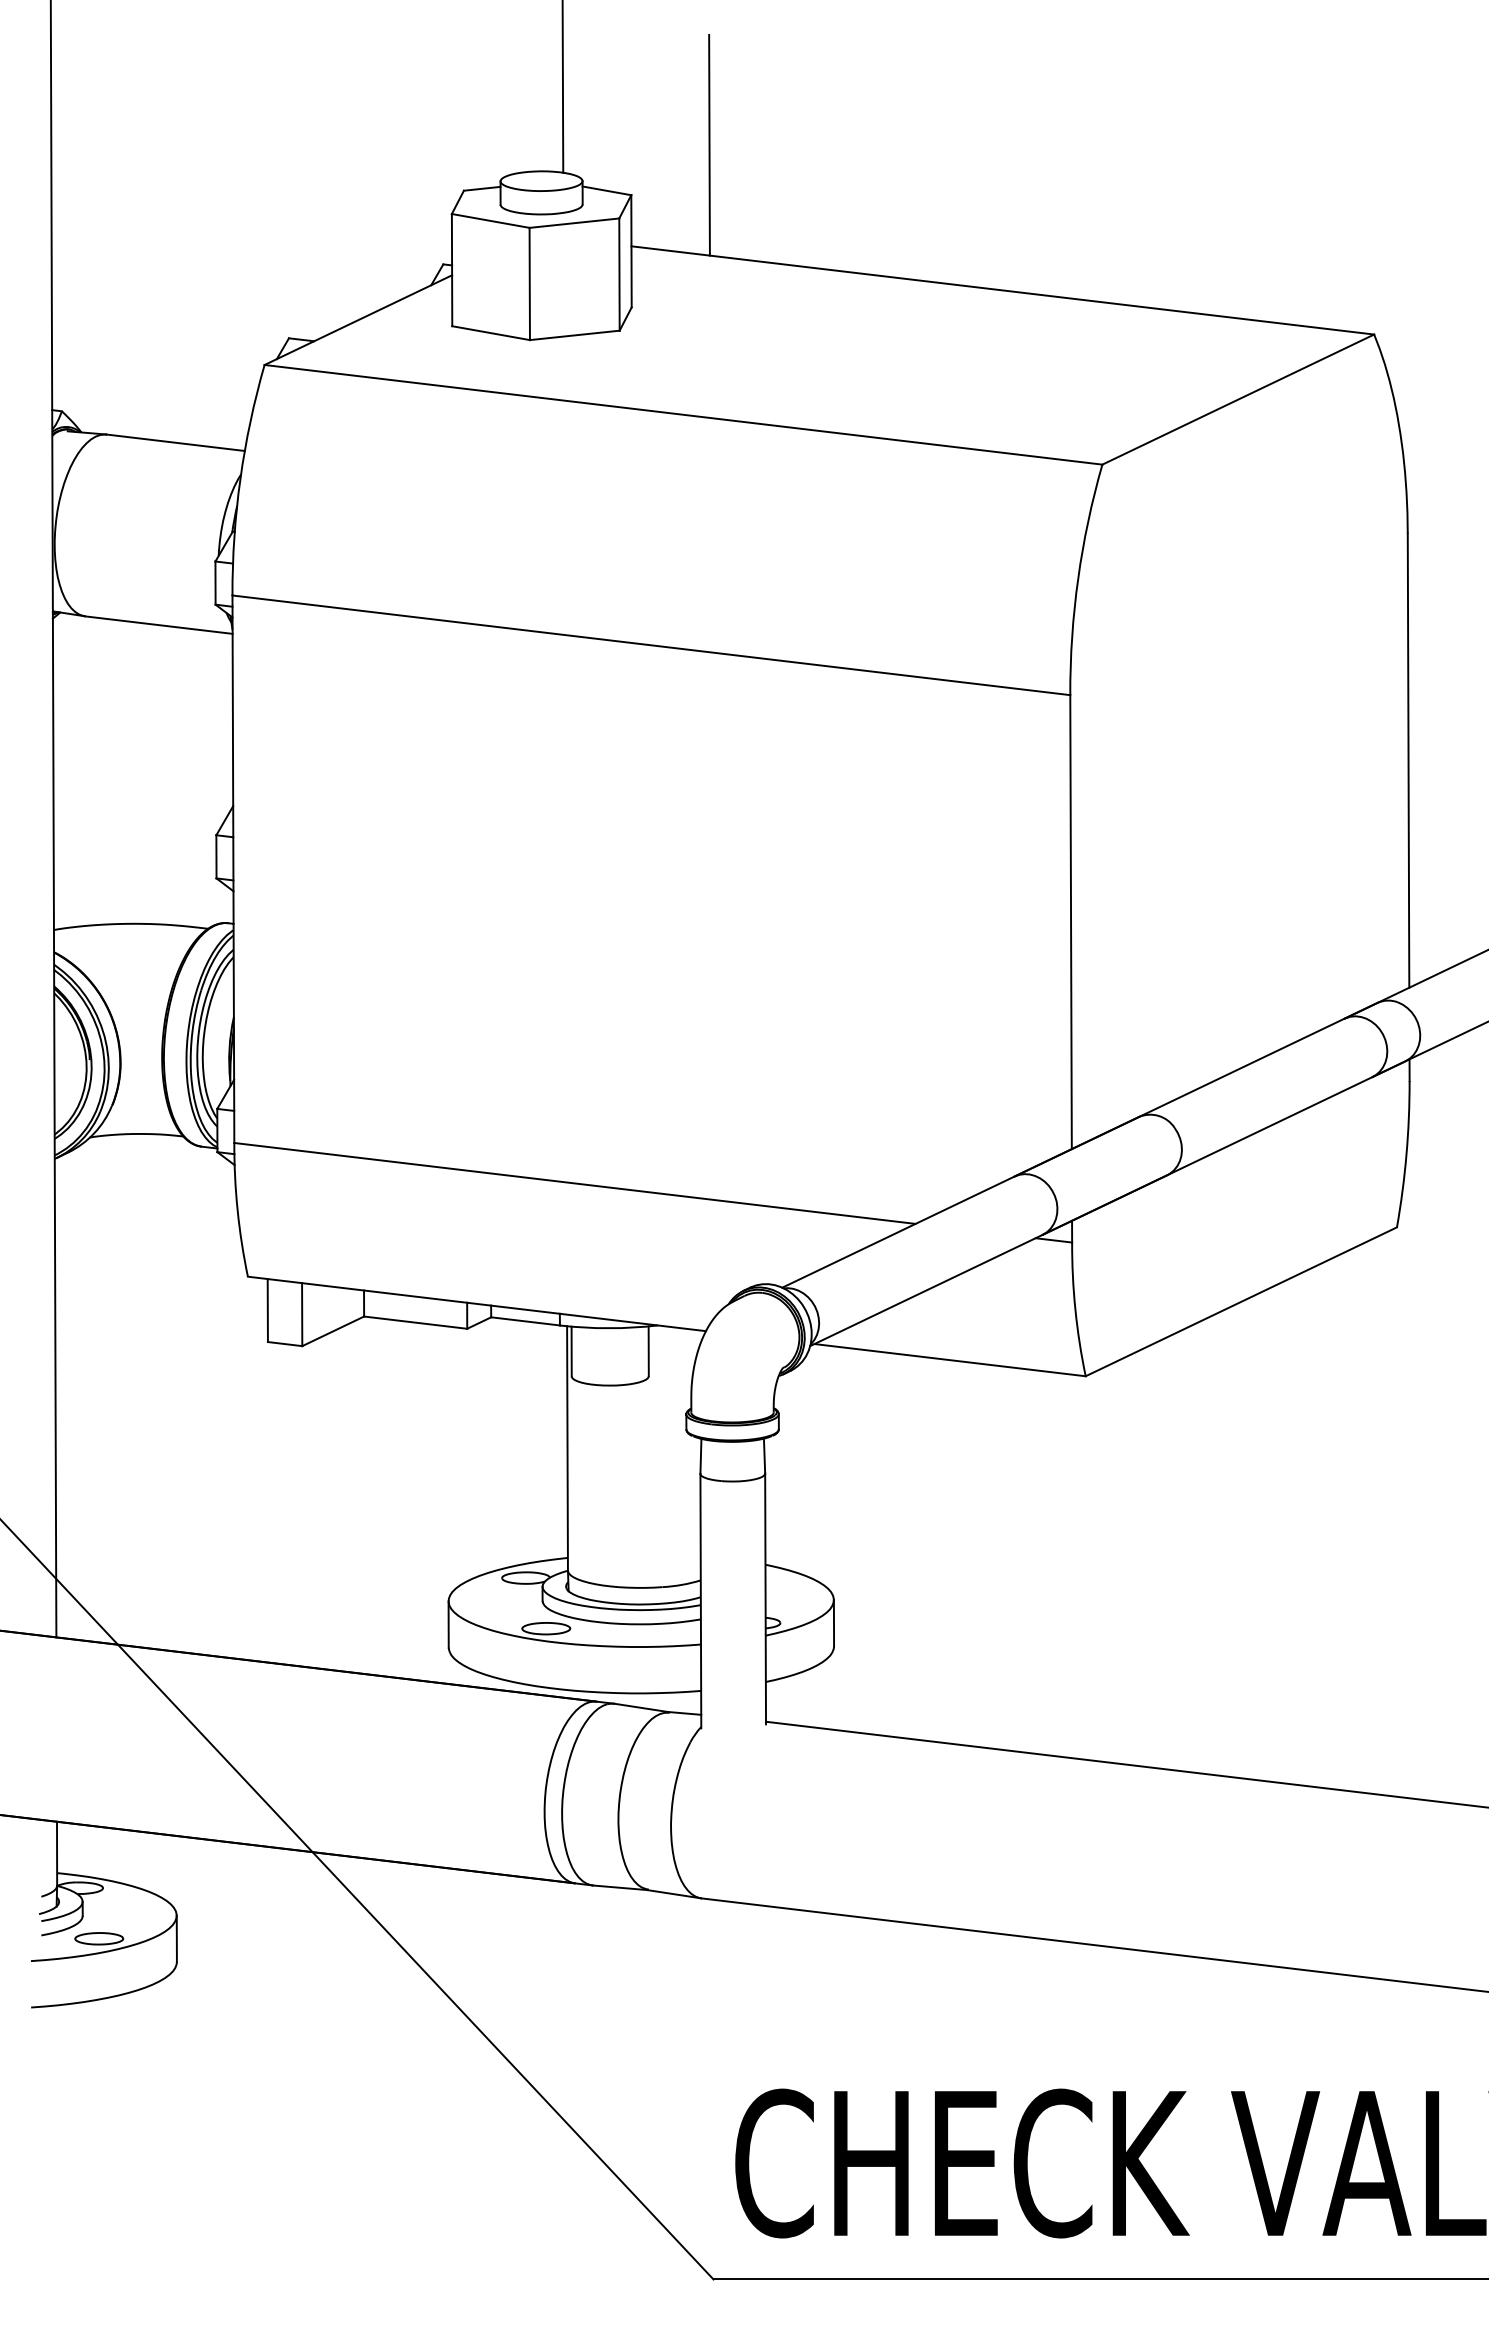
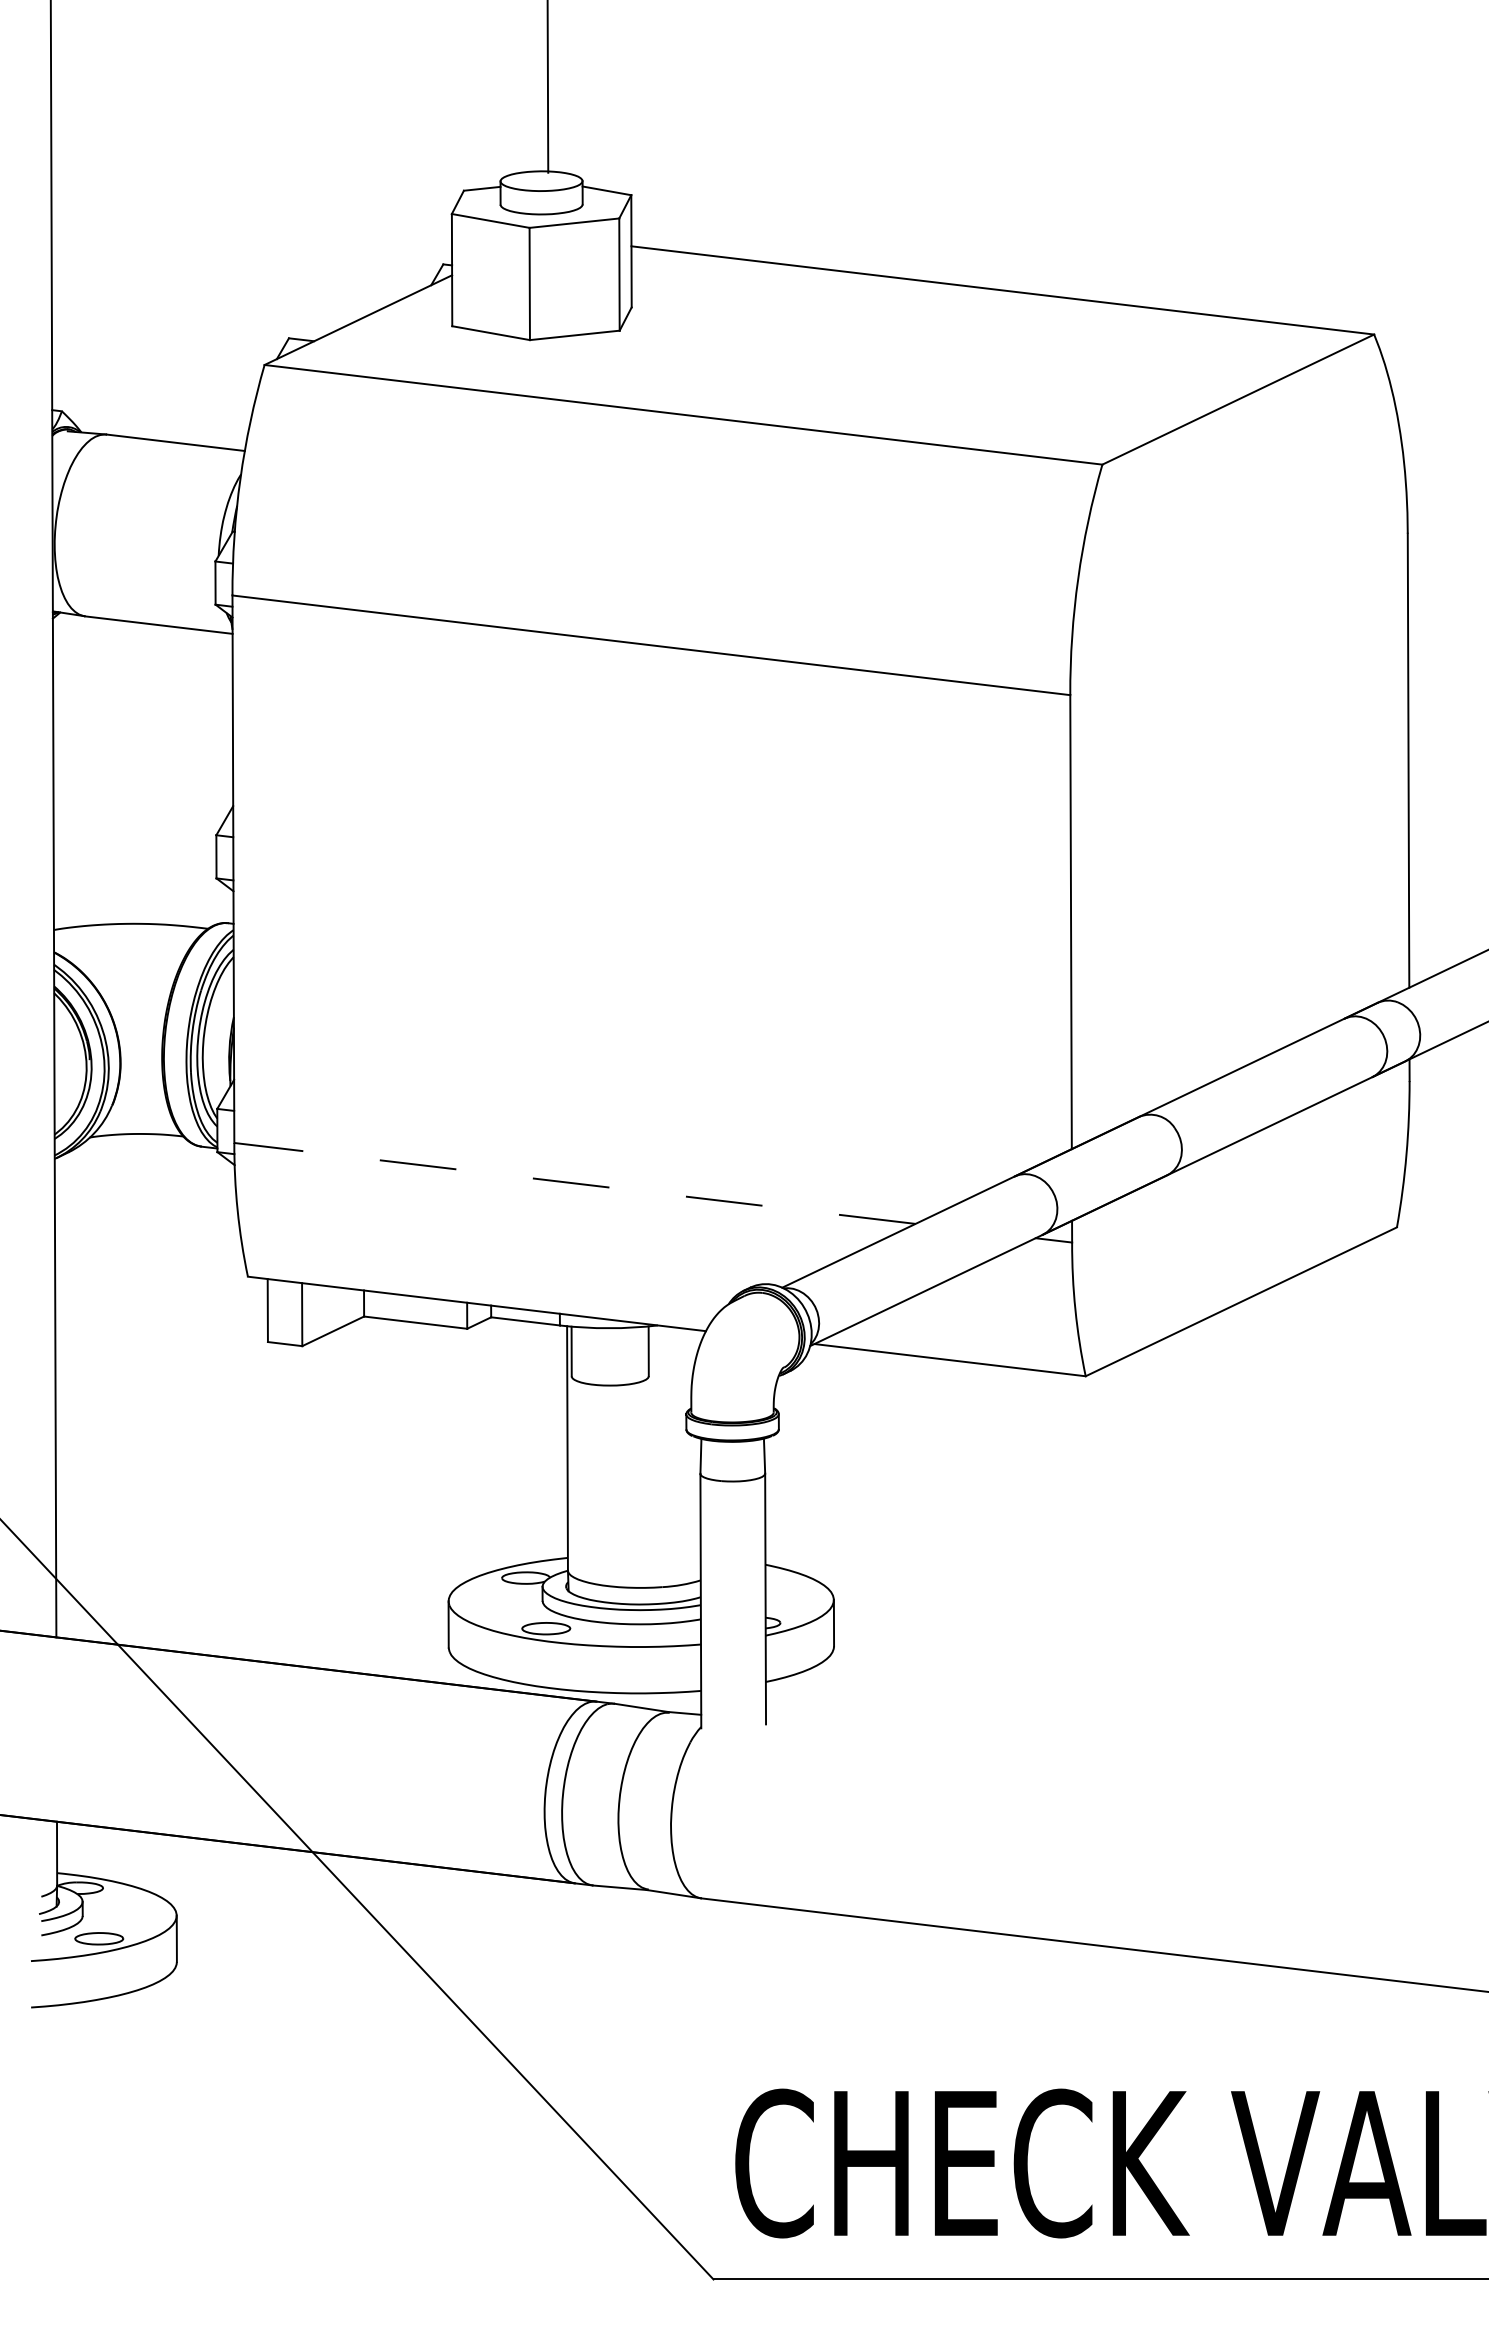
line position: (562, 87) -> (547, 87) (547, 87)
line: present -> none (709, 144)
line: solid -> dashed (574, 1183)
line: present -> none (1125, 1764)
